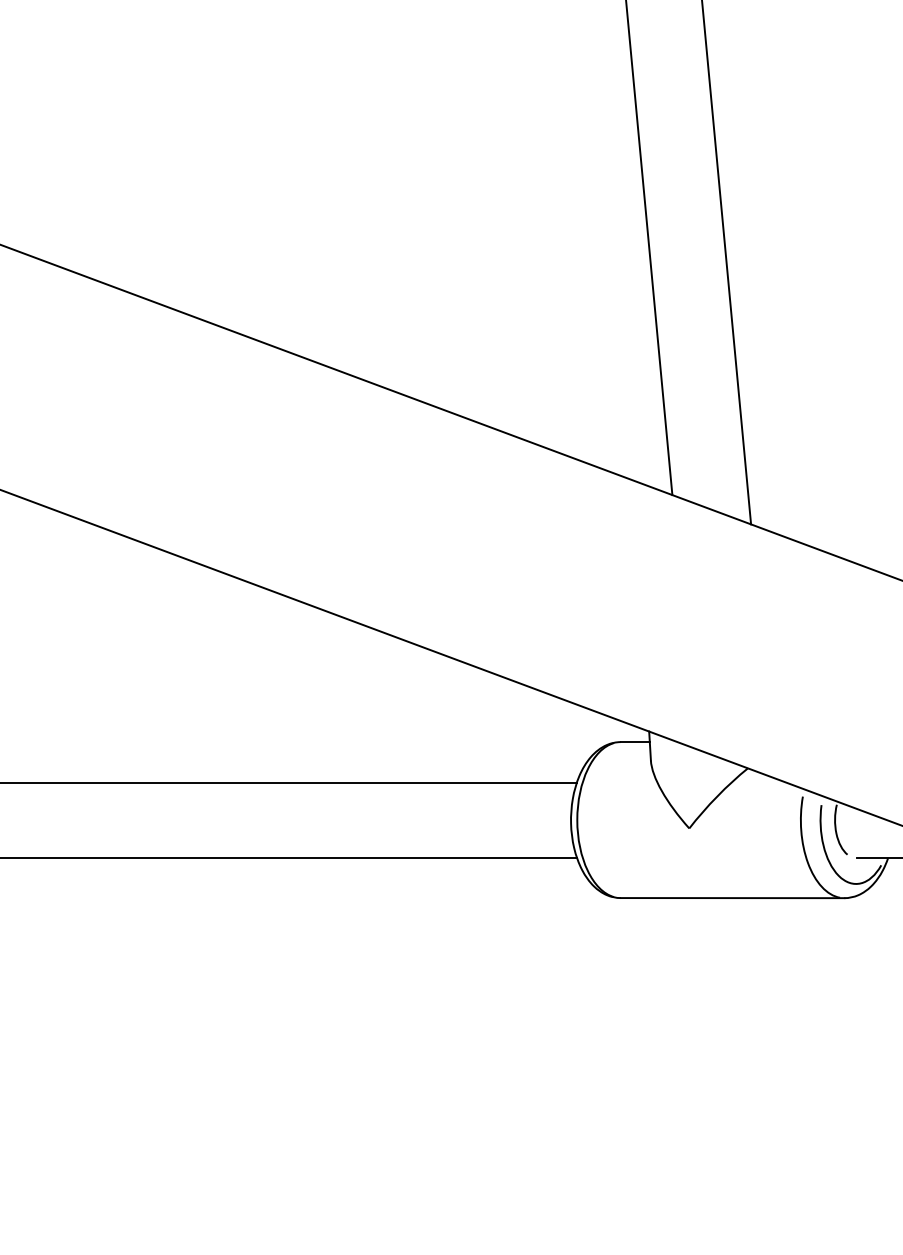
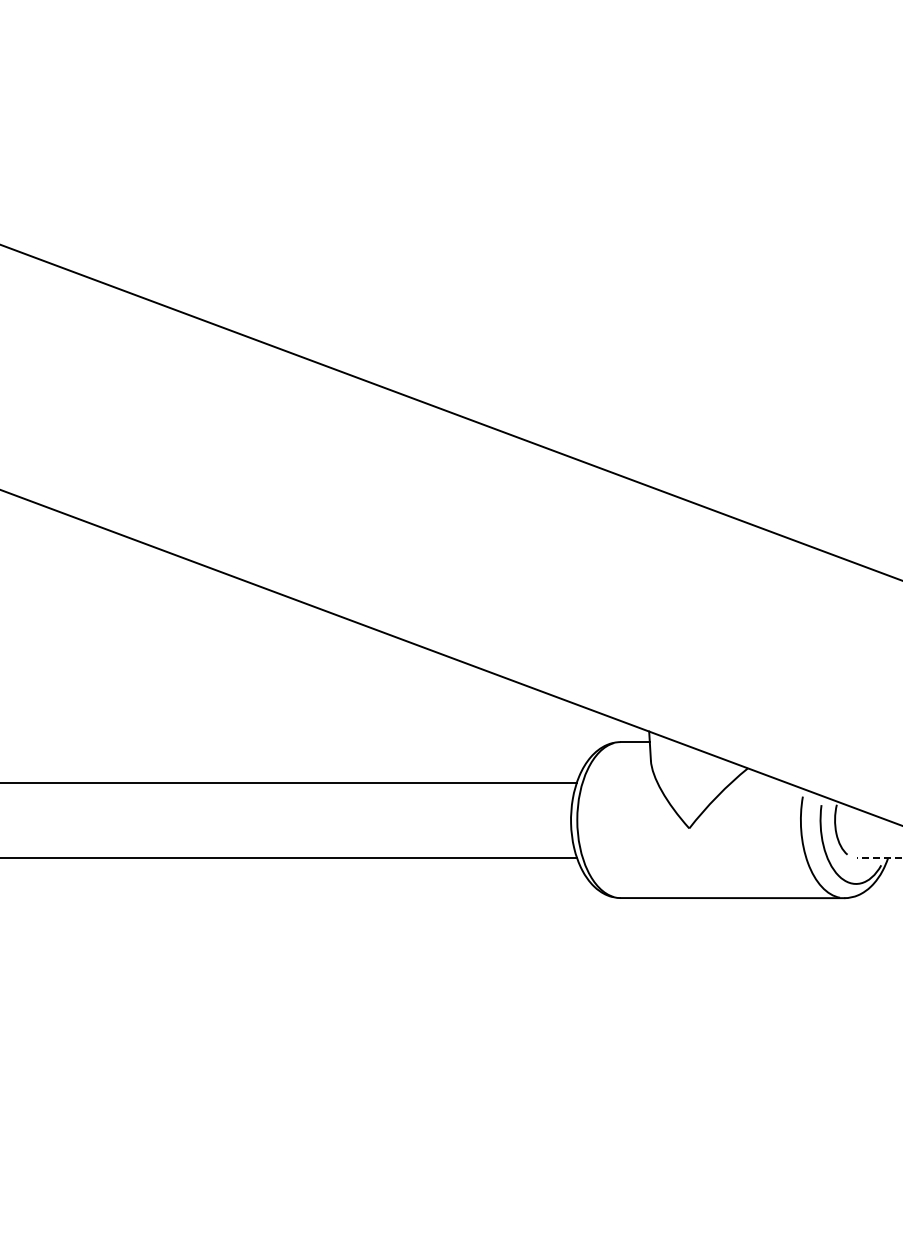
line: present -> none (649, 248)
line: present -> none (726, 263)
line: solid -> dashed (879, 858)
